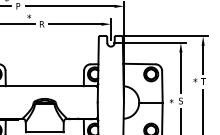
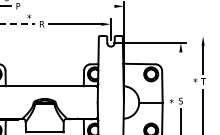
line: present -> none (69, 6)
line: solid -> dashed (18, 24)
line: present -> none (166, 36)
line: present -> none (180, 72)
